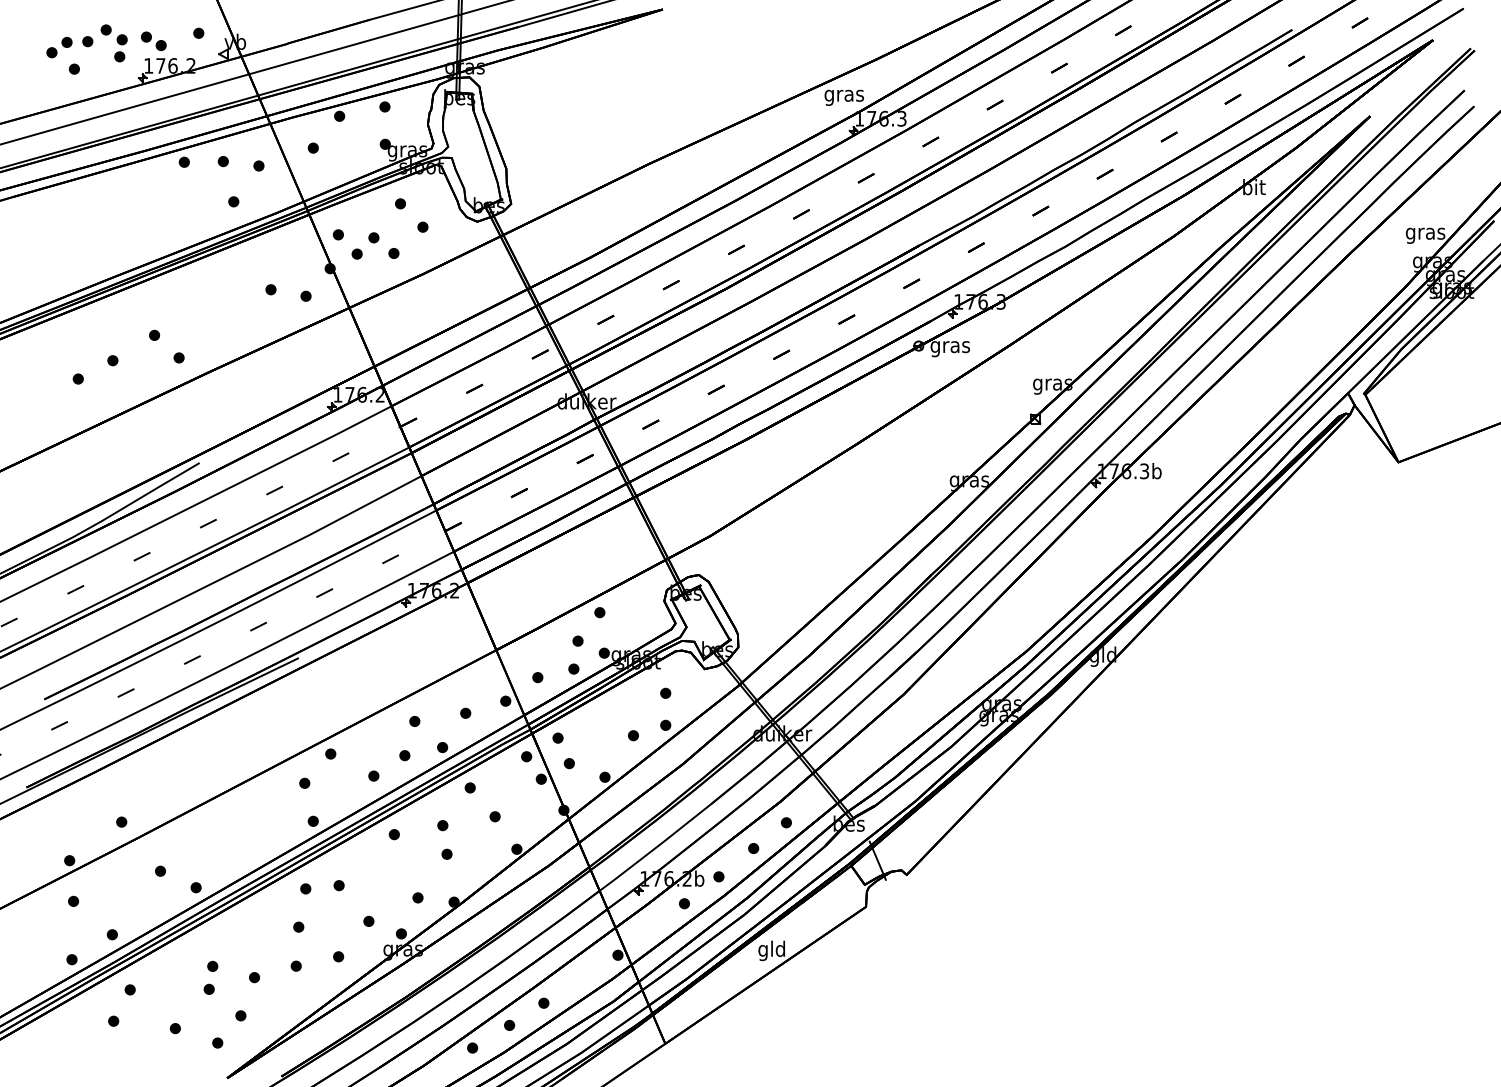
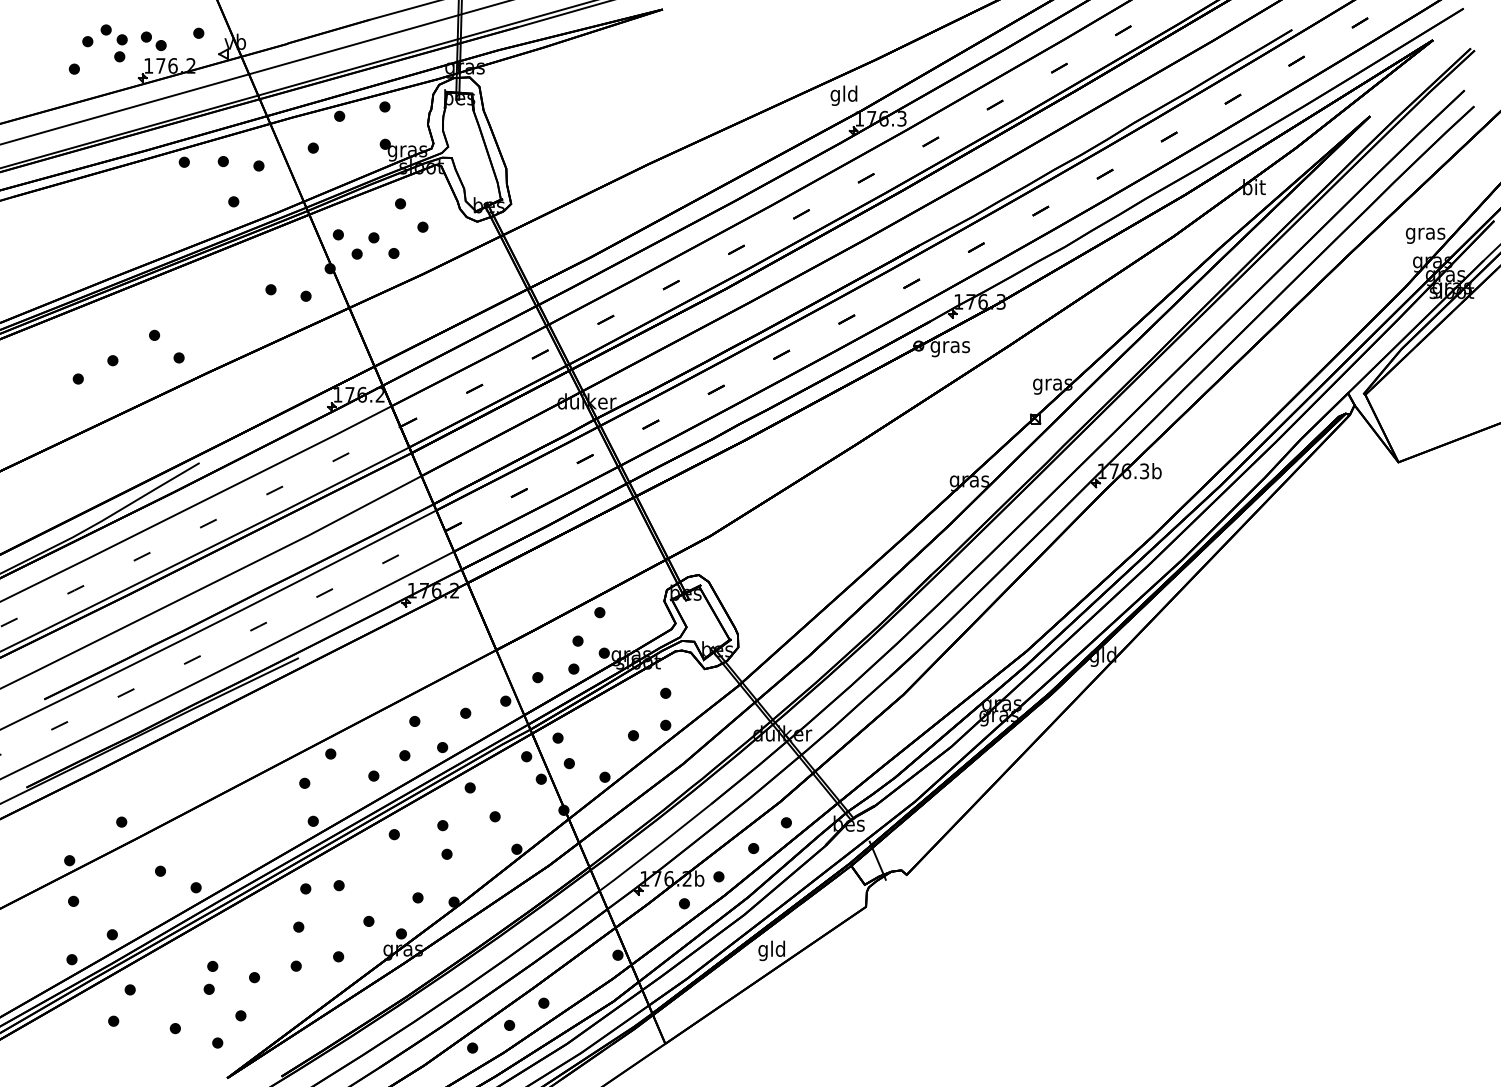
part: present -> none (59, 47)
text: gras -> gld (843, 95)
